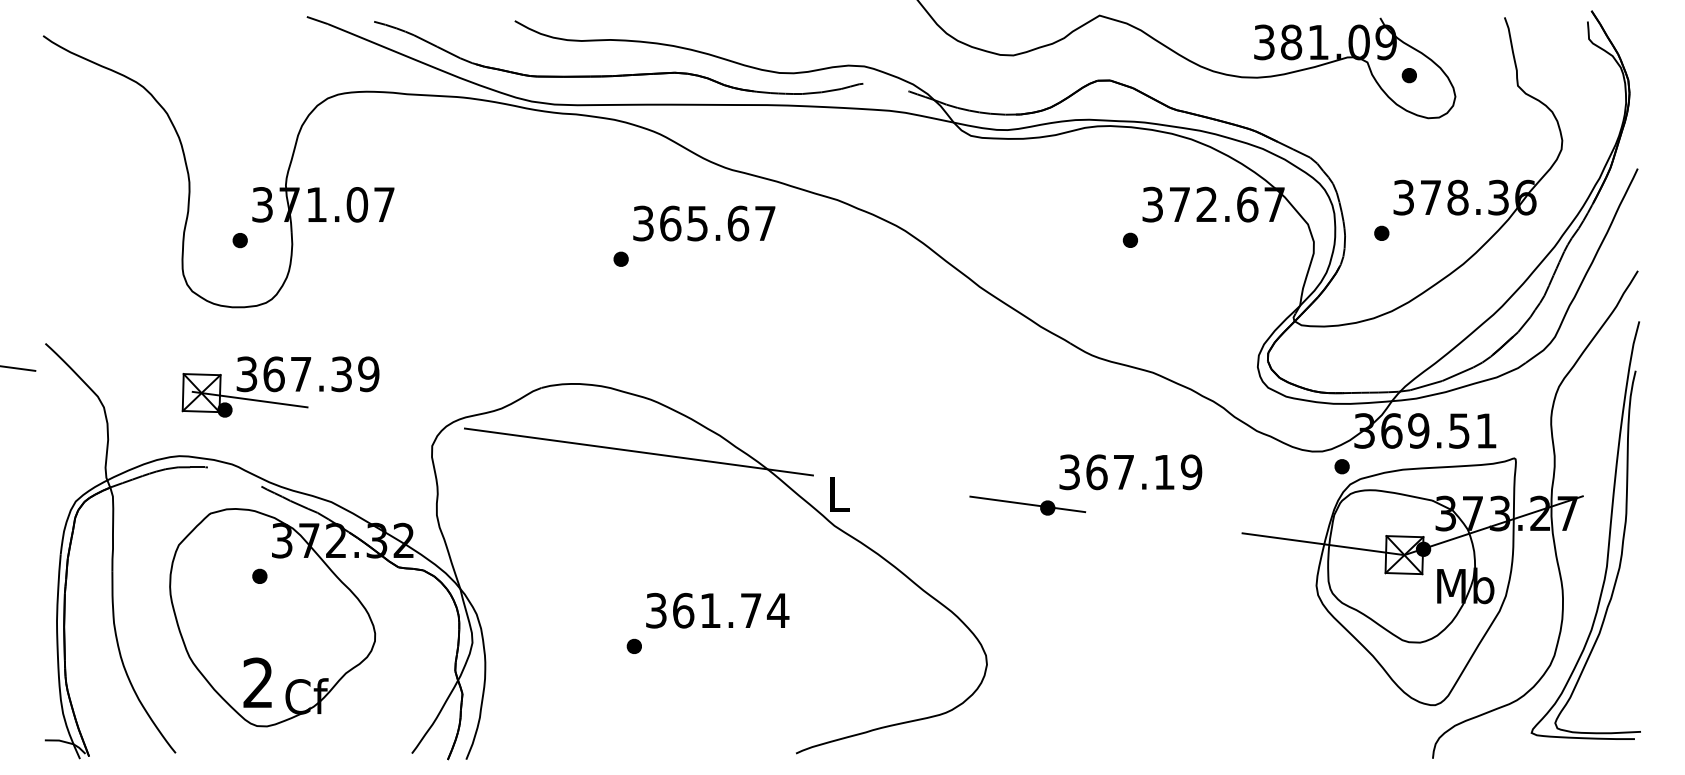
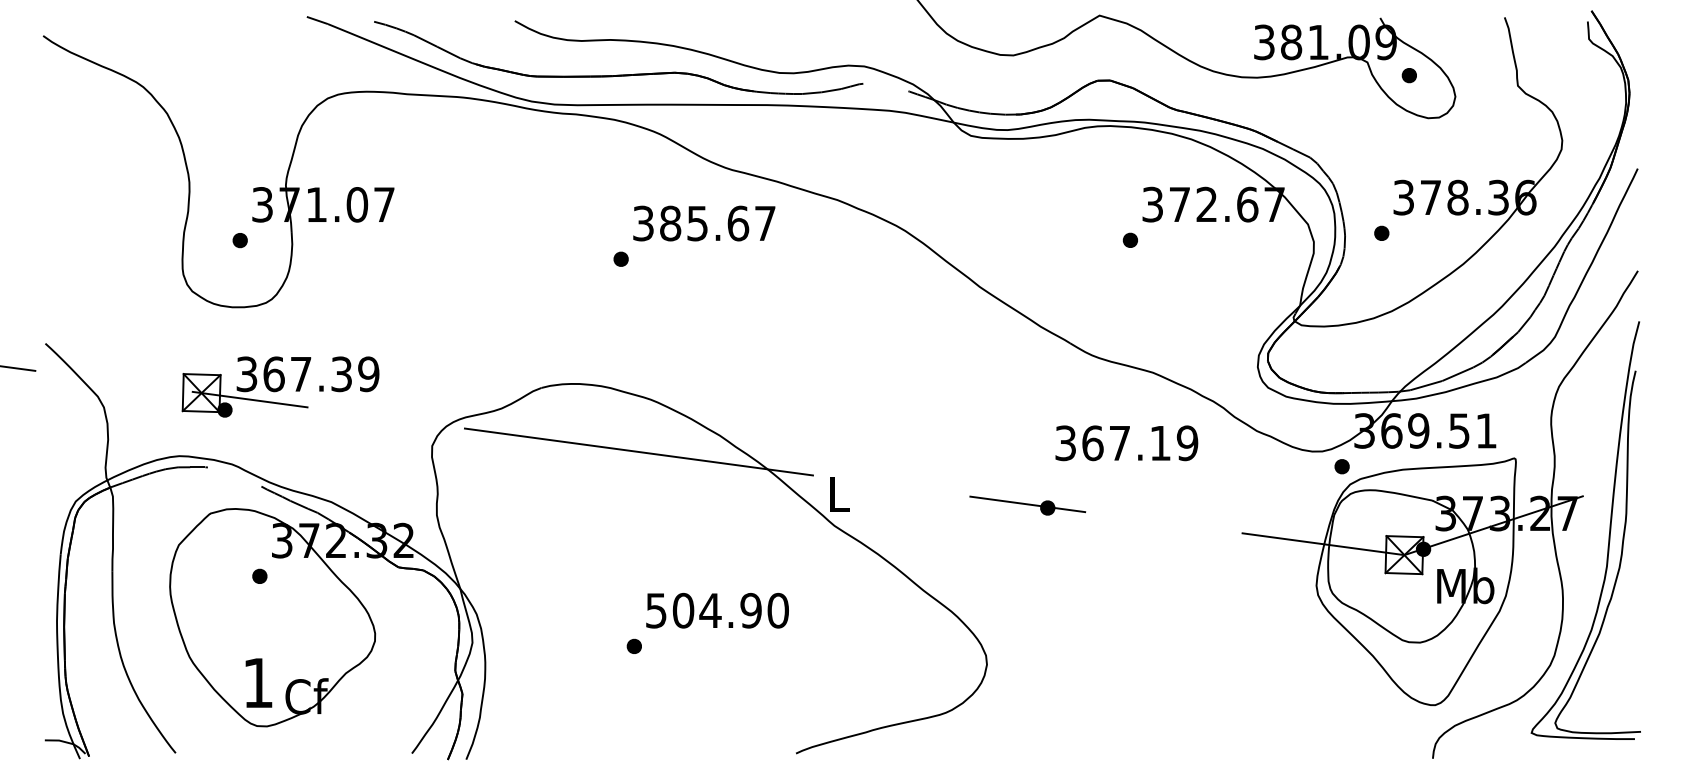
text: 365.67 -> 385.67 (670, 223)
text position: (1130, 472) -> (1126, 443) (1126, 443)
text: 361.74 -> 504.90 (717, 610)
text: 2 -> 1 (257, 682)
